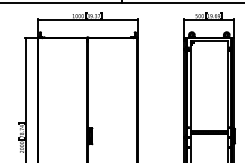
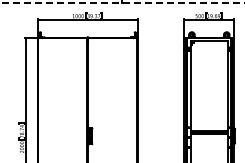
line: solid -> dashed (122, 2)
